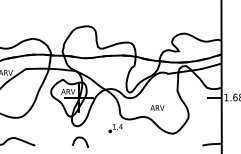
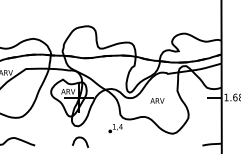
text position: (157, 107) -> (157, 100) (157, 100)
